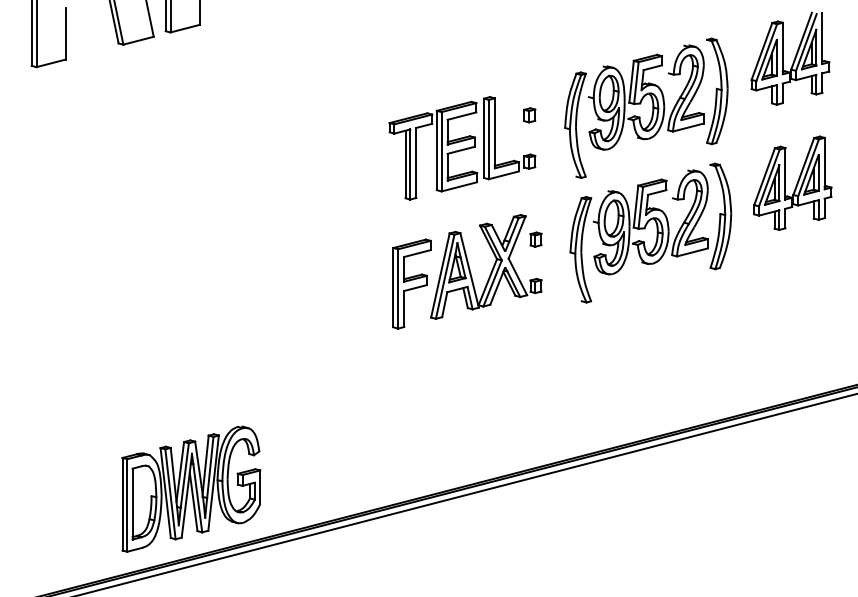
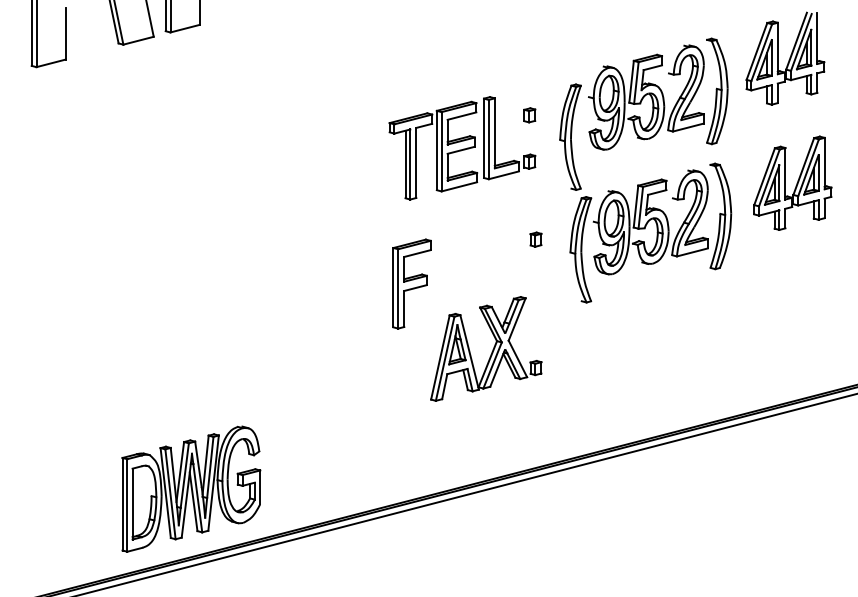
part position: (790, 58) -> (785, 58) (785, 58)
part position: (575, 124) -> (570, 136) (570, 136)
part position: (486, 266) -> (486, 348) (486, 348)
